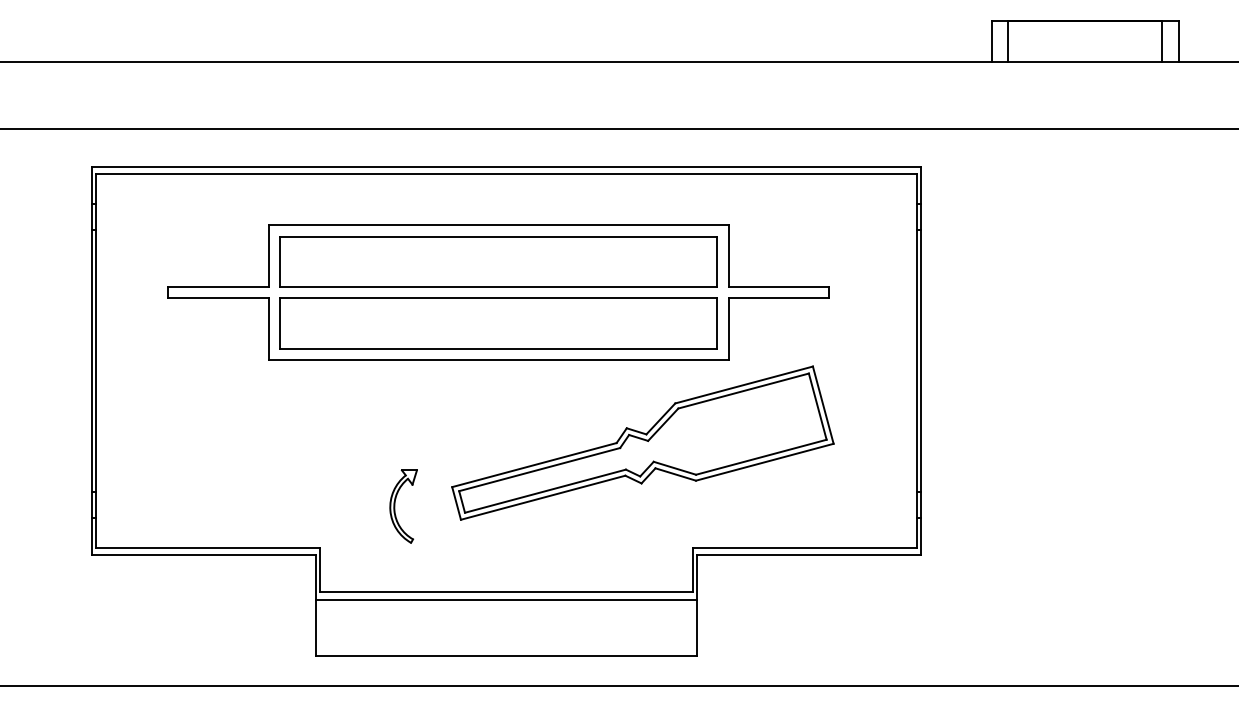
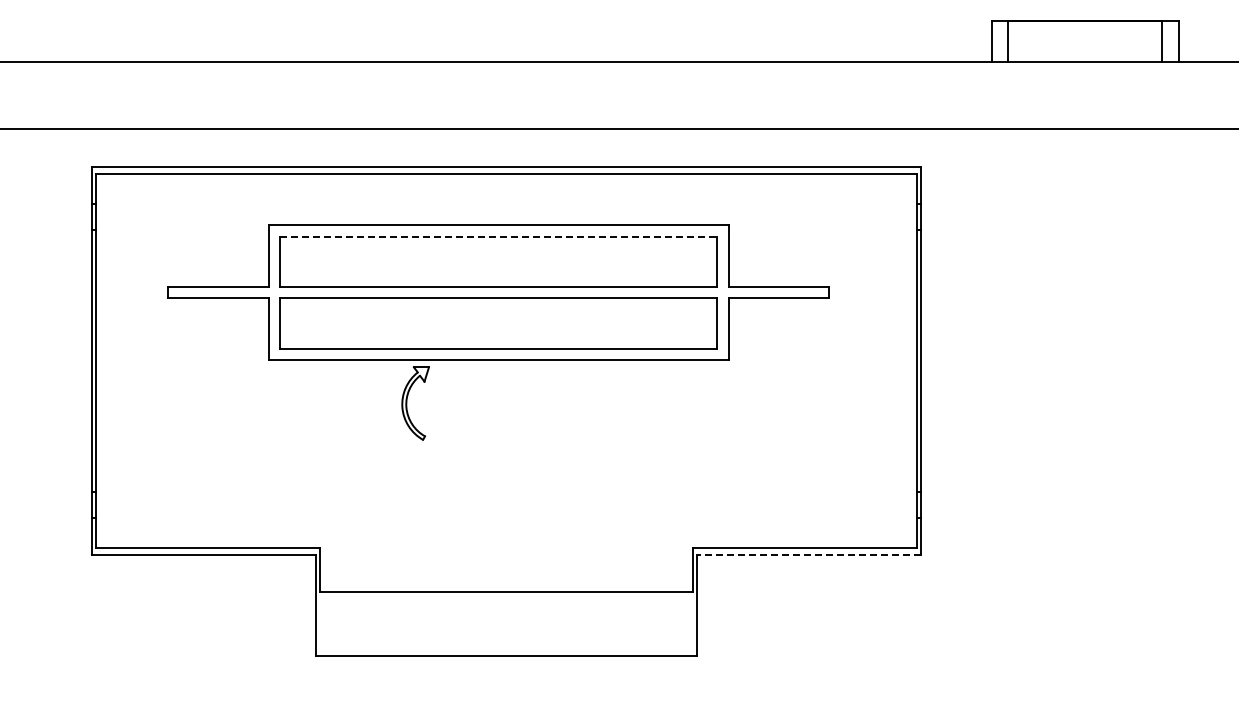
line: solid -> dashed (499, 236)
part: present -> none (642, 442)
part position: (395, 506) -> (407, 403) (407, 403)
line: solid -> dashed (808, 555)
line: present -> none (505, 599)
line: present -> none (618, 685)
